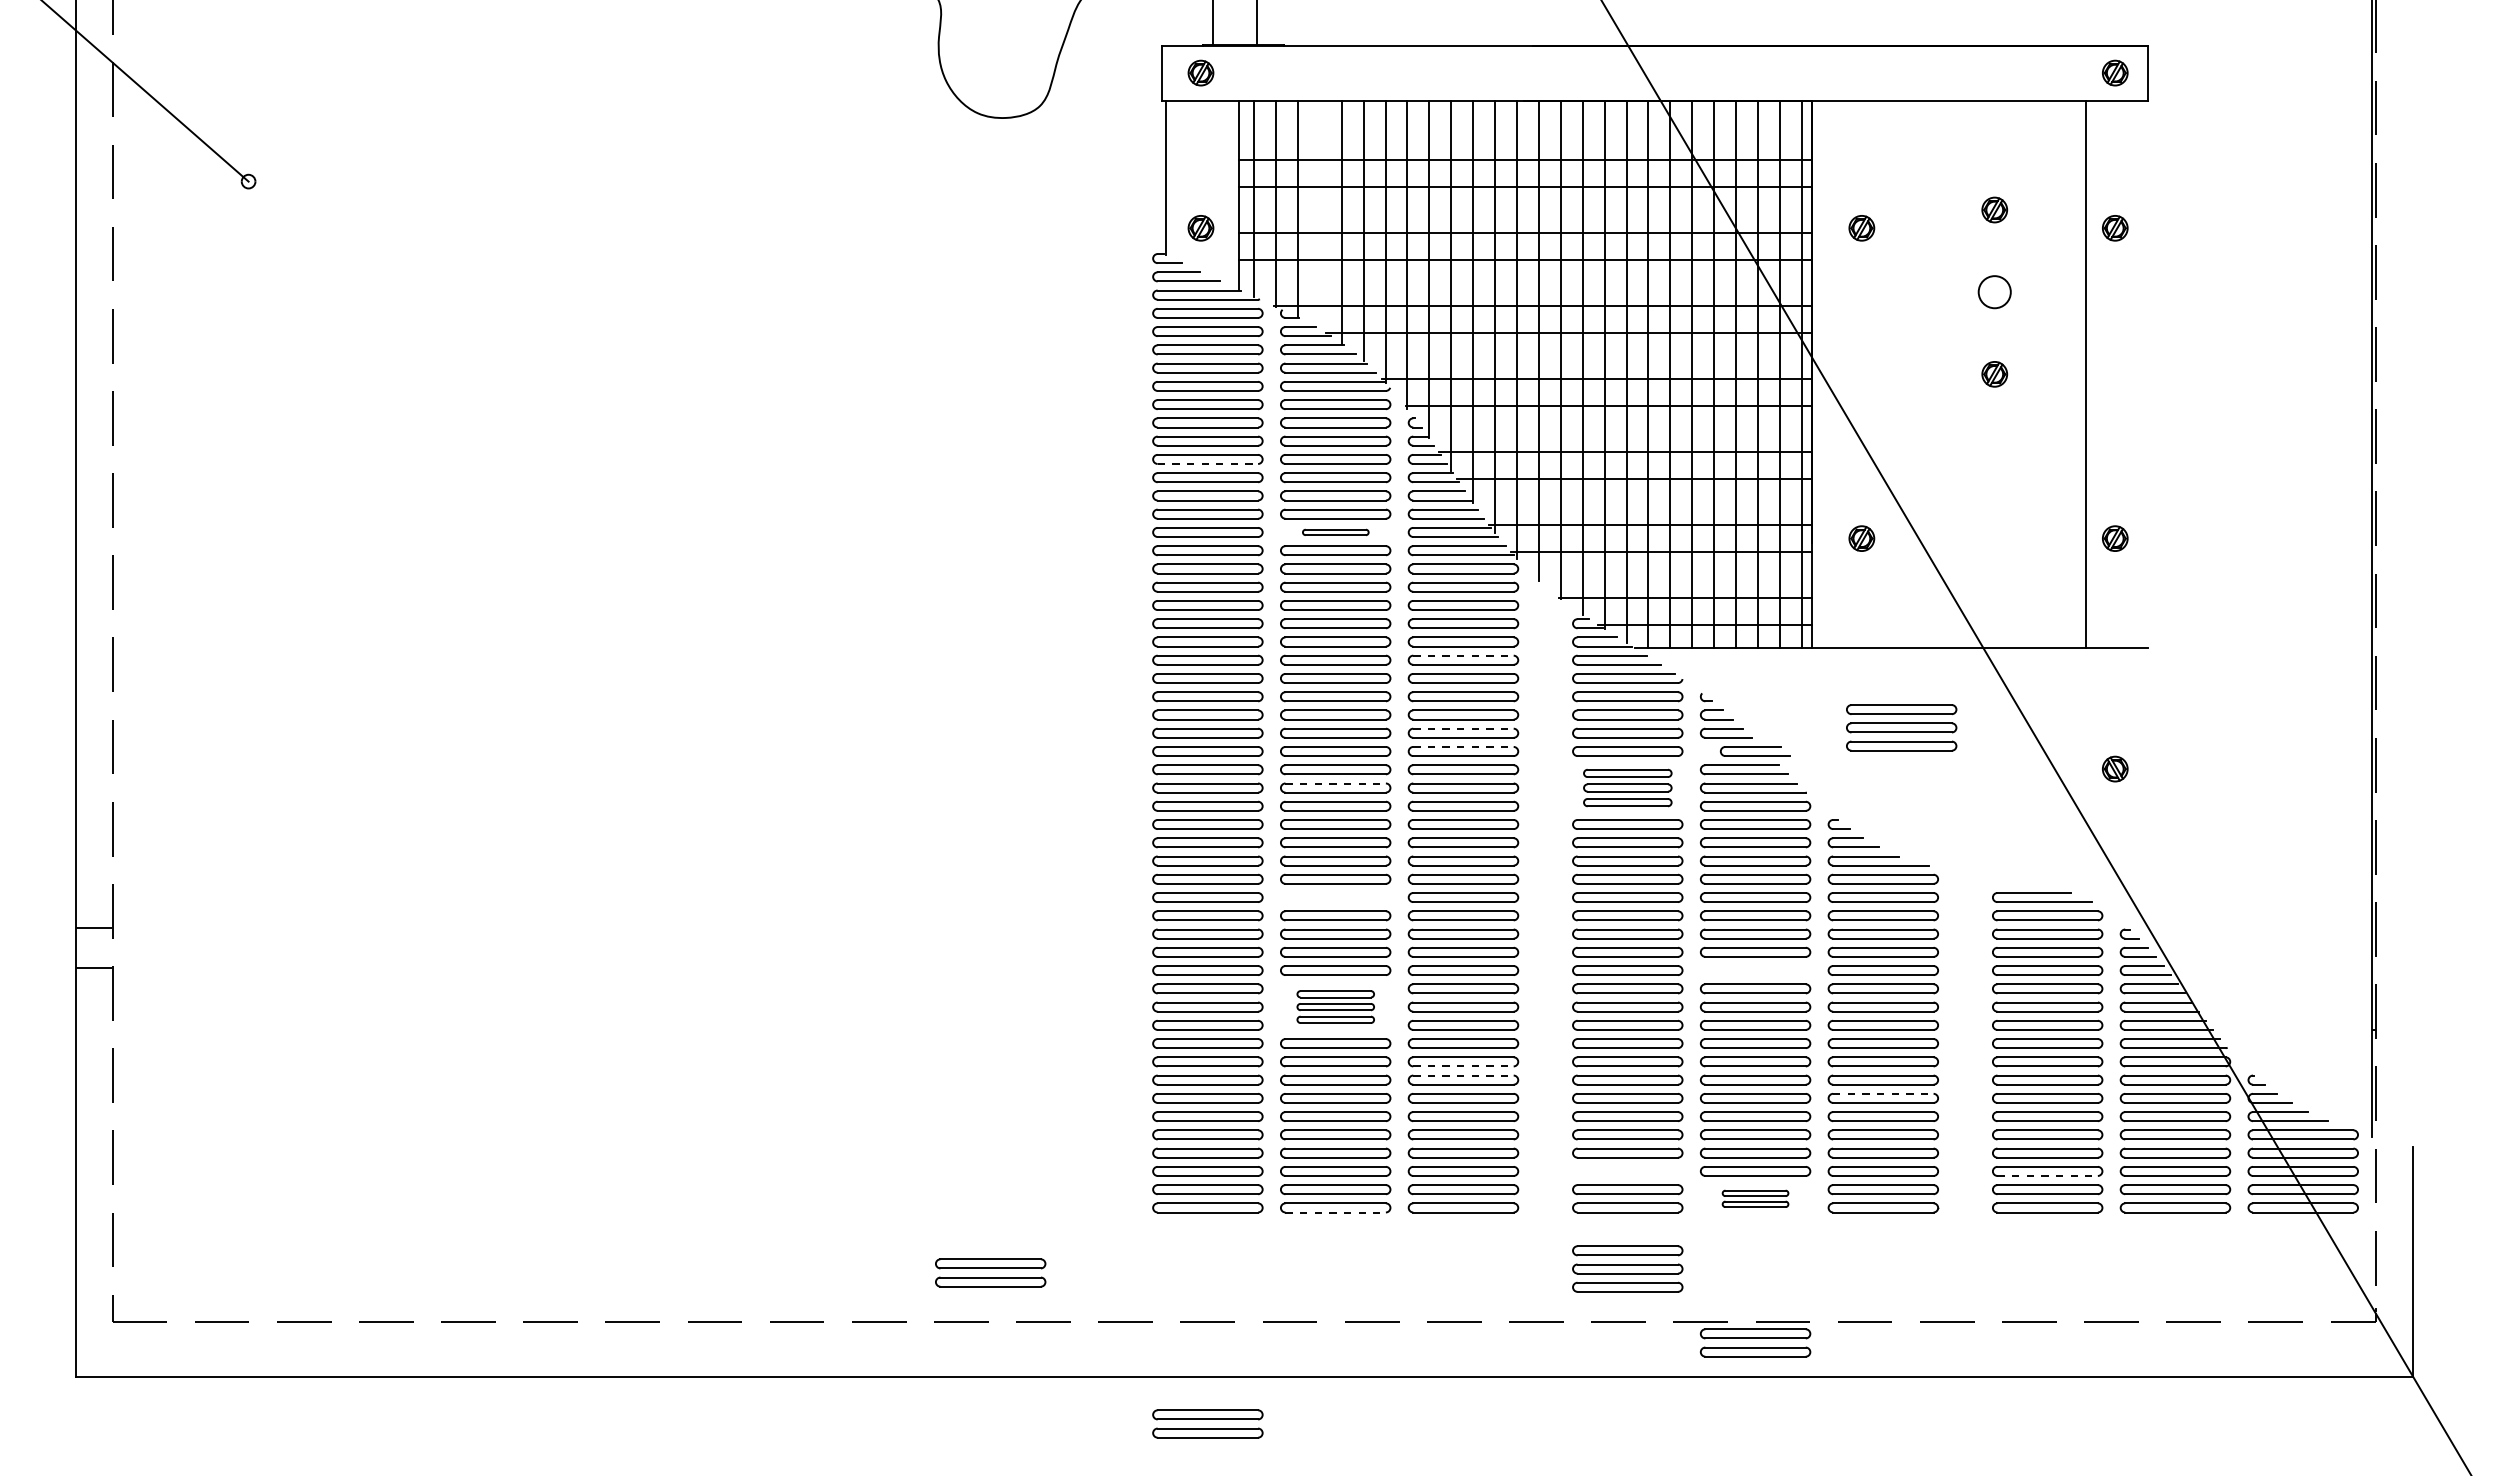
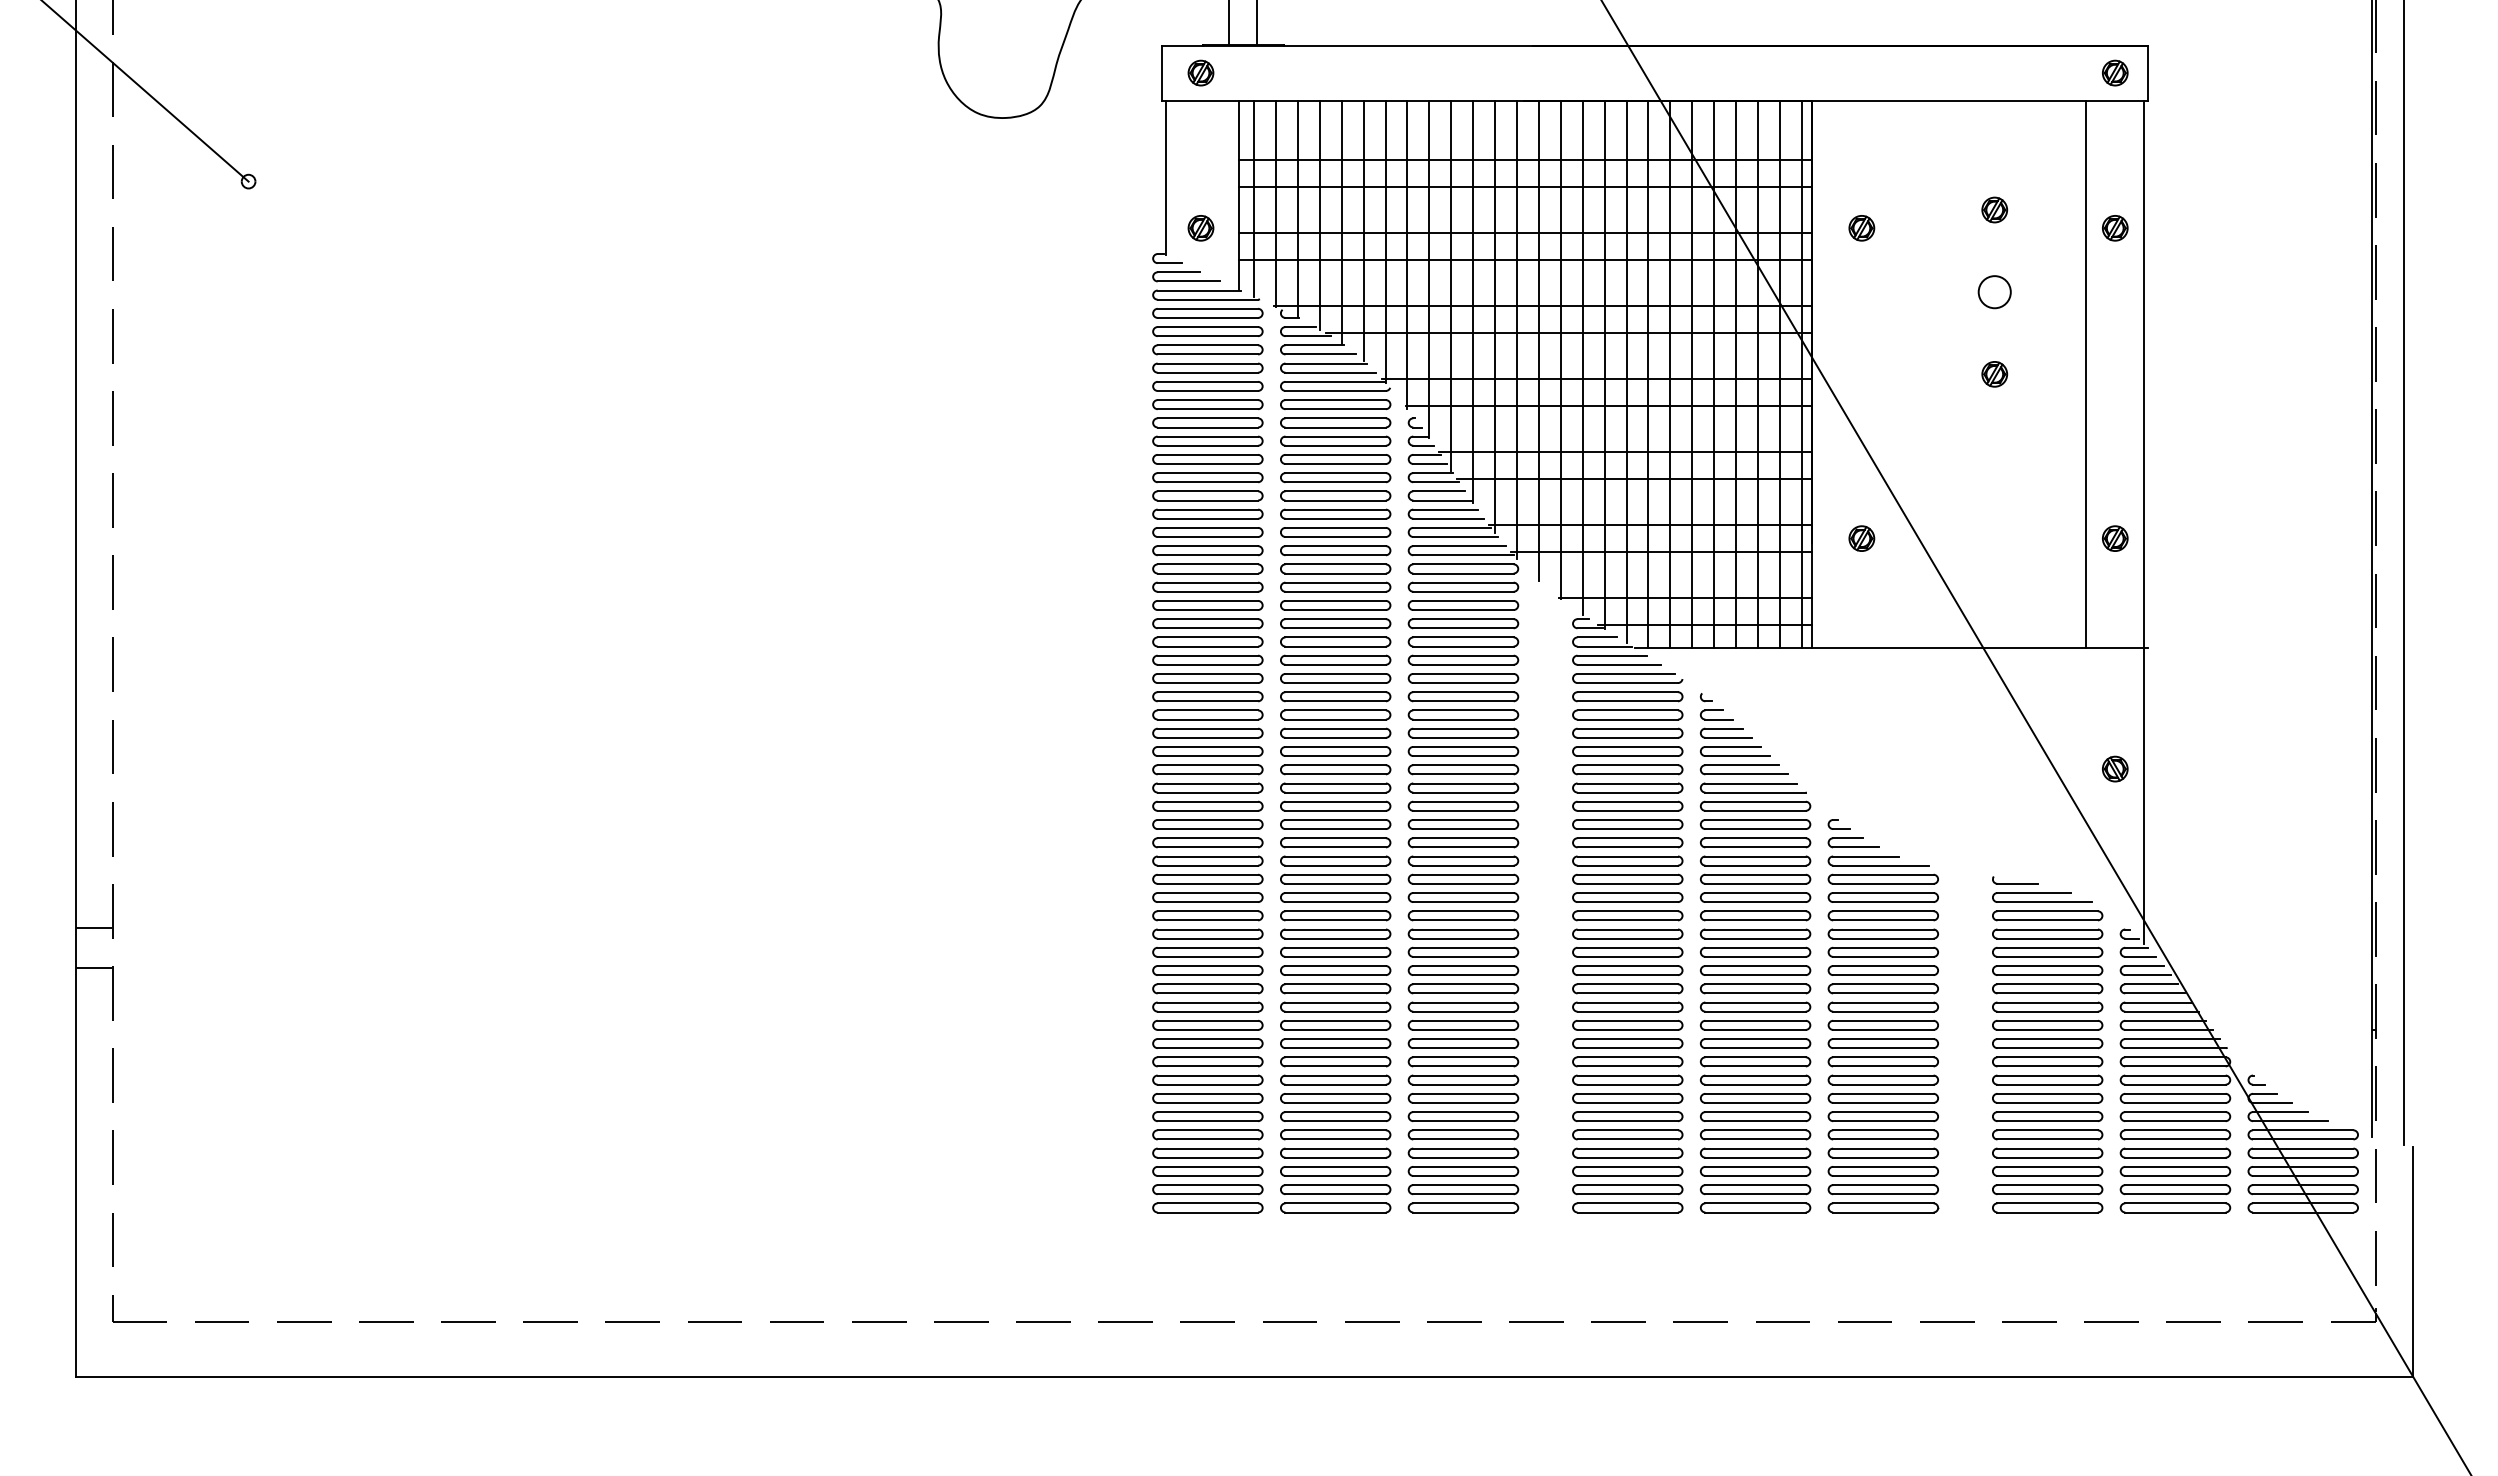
line position: (1213, 23) -> (1229, 23) (1229, 23)
line: none -> present (1319, 214)
line: dashed -> solid (1208, 464)
line: none -> present (2144, 522)
part size: 68x8 px -> 112x11 px (1335, 532)
line: none -> present (2403, 573)
line: dashed -> solid (1463, 655)
part: present -> none (1901, 727)
line: dashed -> solid (1463, 728)
line: dashed -> solid (1463, 746)
part position: (1754, 751) -> (1734, 751) (1734, 751)
line: dashed -> solid (1336, 783)
part size: 90x40 px -> 112x48 px (1627, 787)
part: none -> present (2015, 880)
part: none -> present (1335, 897)
part: none -> present (1755, 970)
part size: 79x34 px -> 112x48 px (1335, 1006)
line: dashed -> solid (1463, 1066)
line: dashed -> solid (1463, 1075)
line: dashed -> solid (1883, 1093)
part: none -> present (1627, 1171)
line: dashed -> solid (2048, 1176)
part size: 69x19 px -> 113x30 px (1755, 1198)
line: dashed -> solid (1336, 1212)
part: present -> none (1627, 1268)
part: present -> none (990, 1272)
part: present -> none (1755, 1342)
part: present -> none (1207, 1423)
